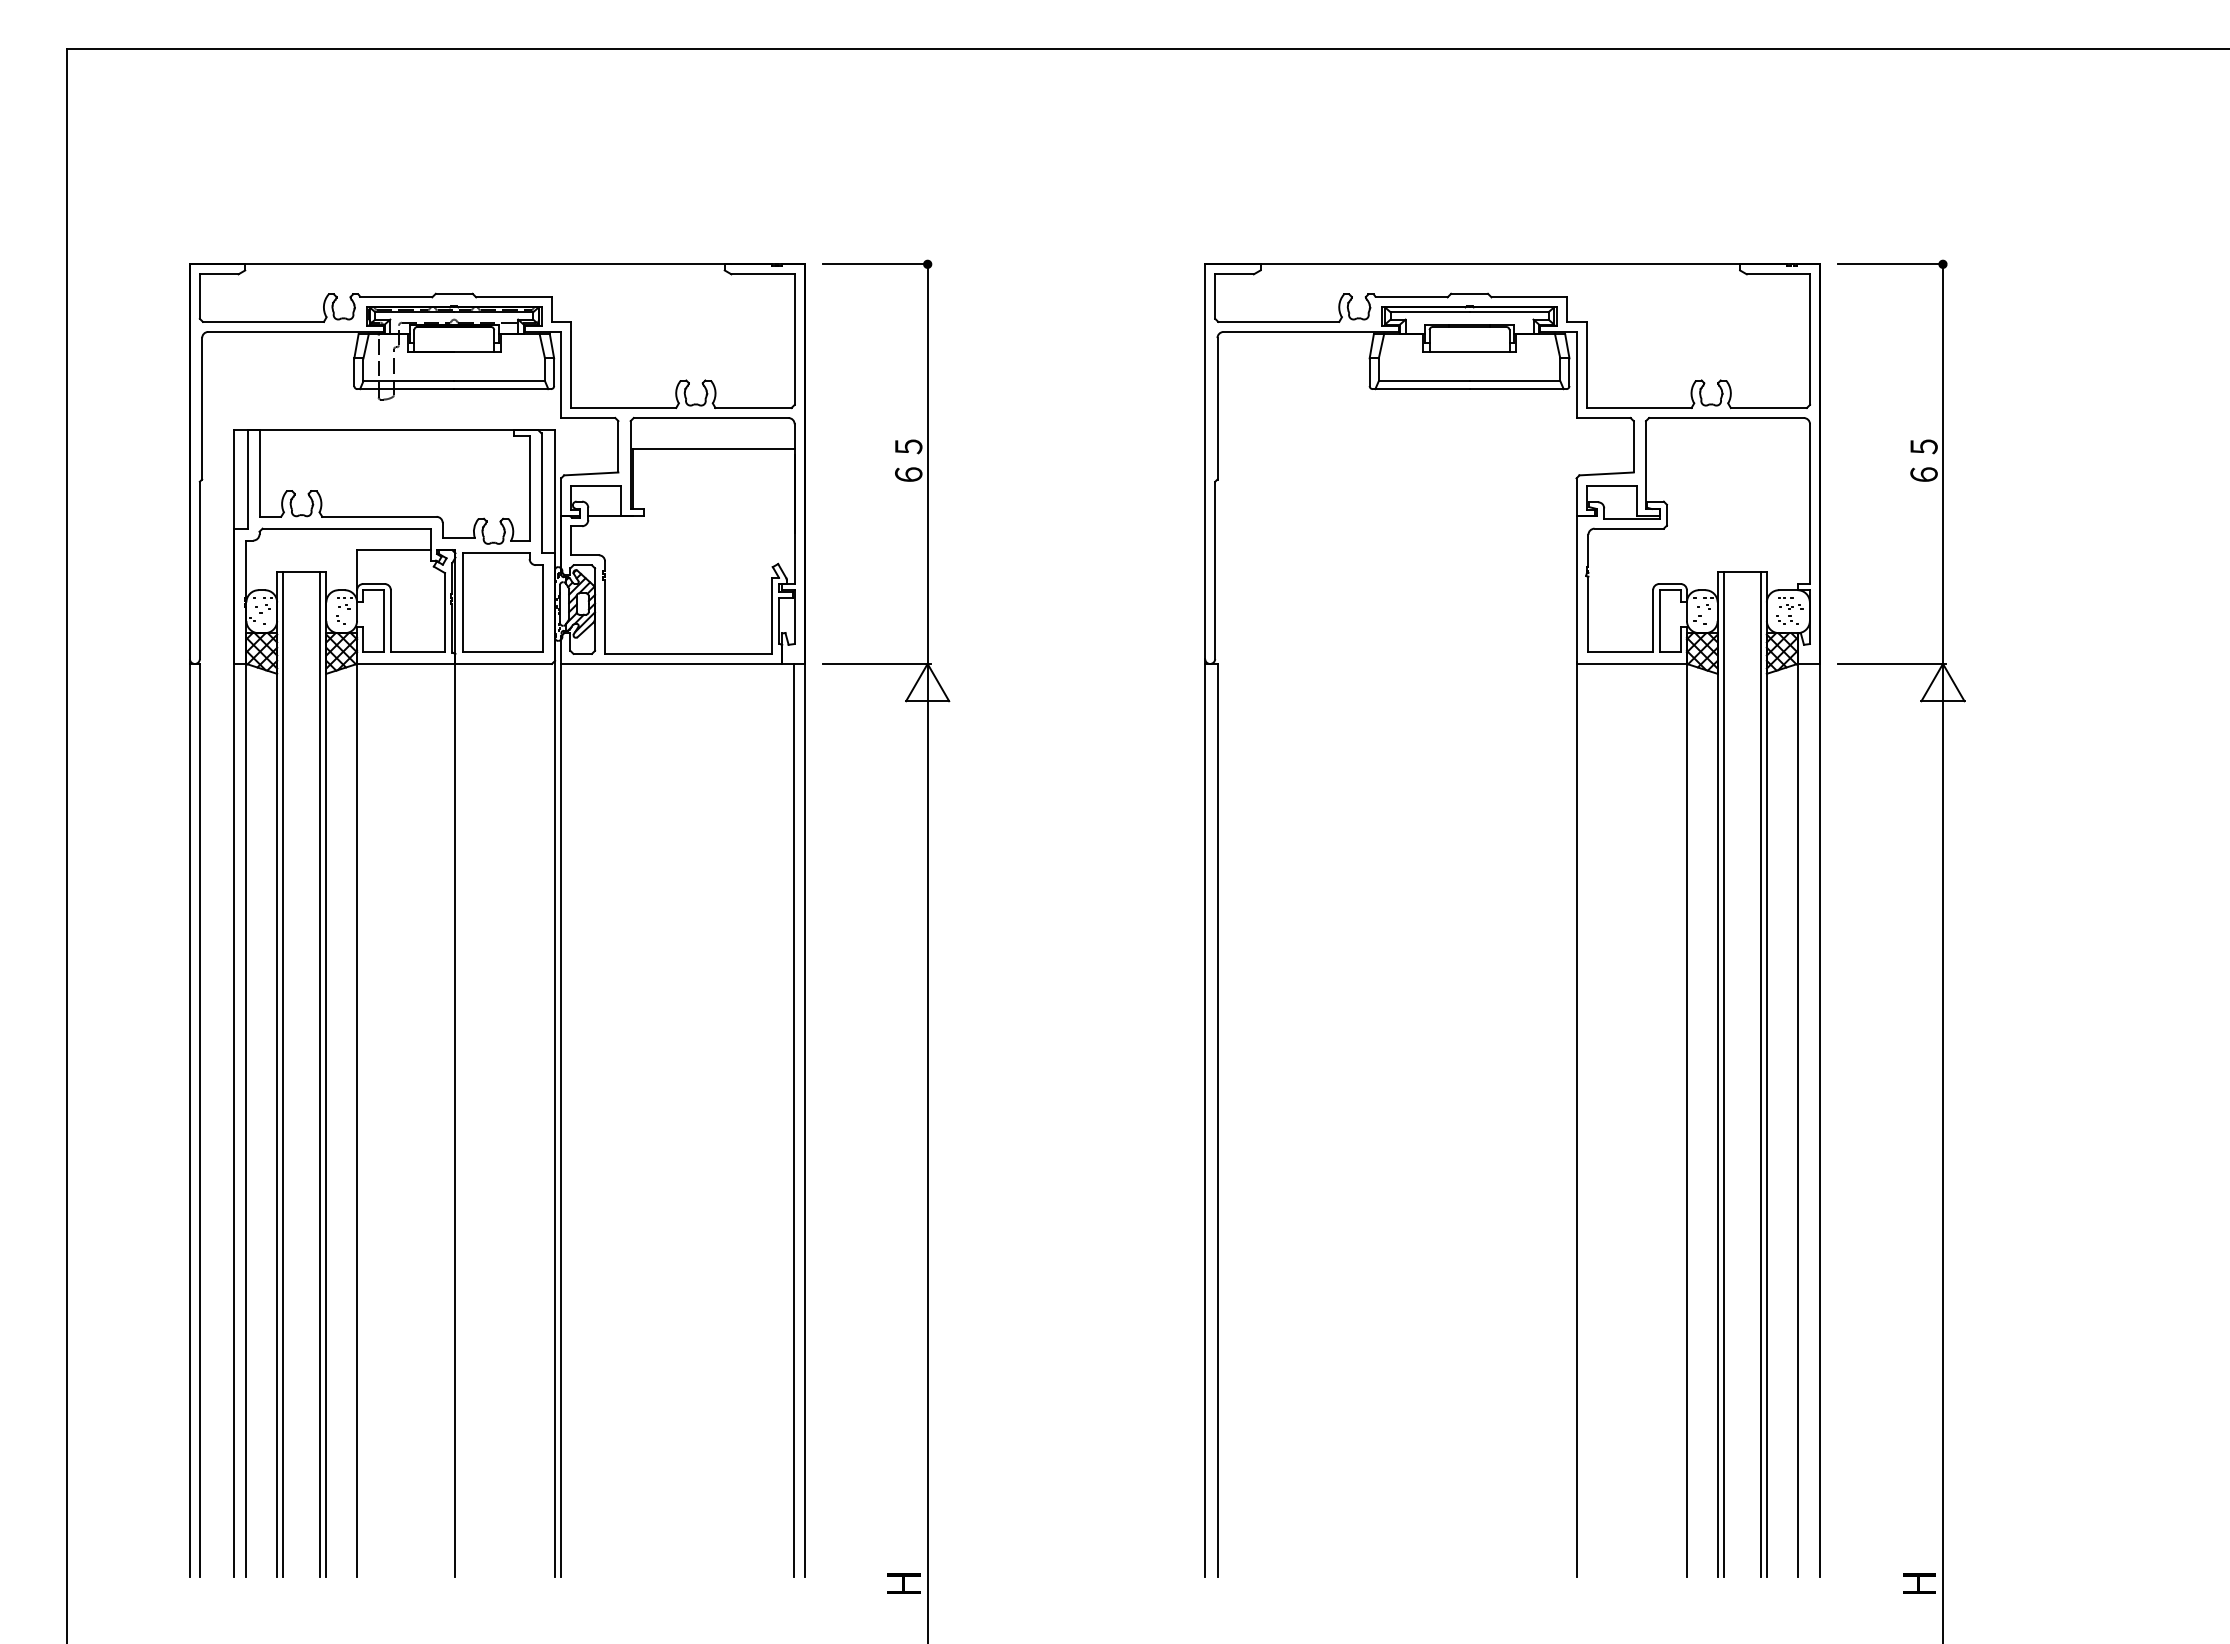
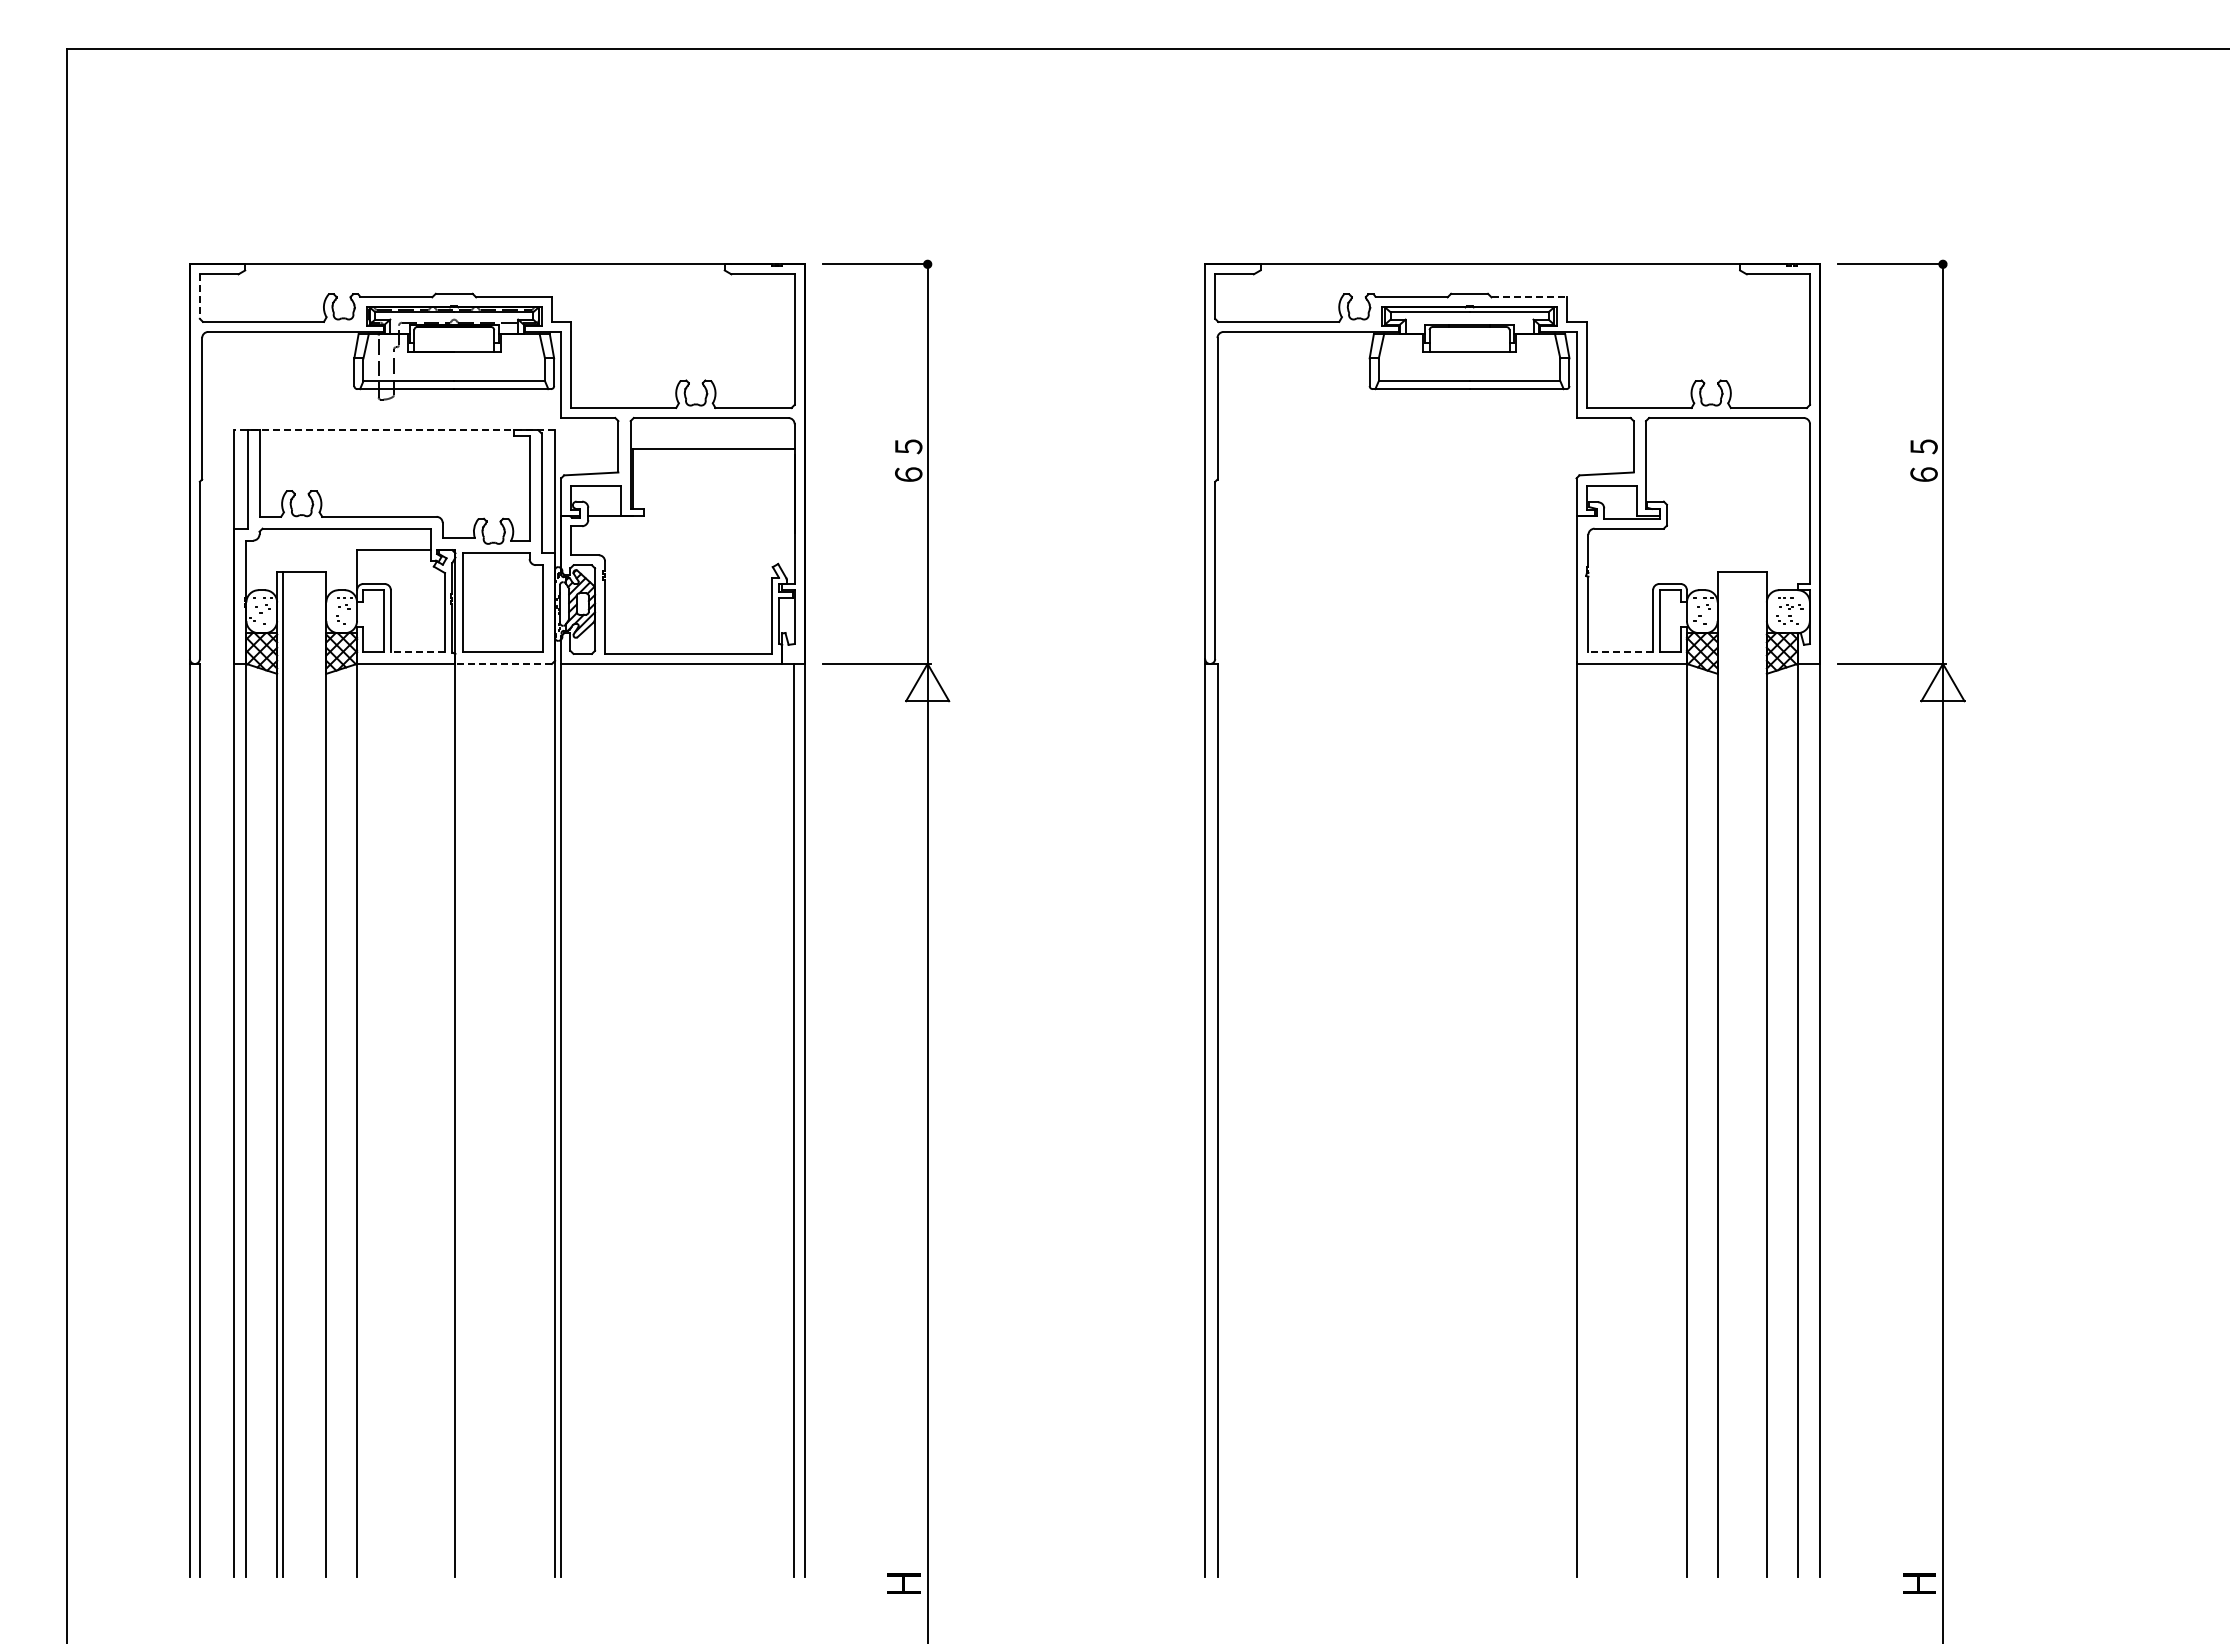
line: solid -> dashed (199, 297)
line: solid -> dashed (1529, 297)
line: solid -> dashed (394, 430)
line: solid -> dashed (417, 652)
line: solid -> dashed (1620, 652)
line: solid -> dashed (503, 663)
line: present -> none (320, 1073)
line: present -> none (1723, 1073)
line: present -> none (1760, 1073)
